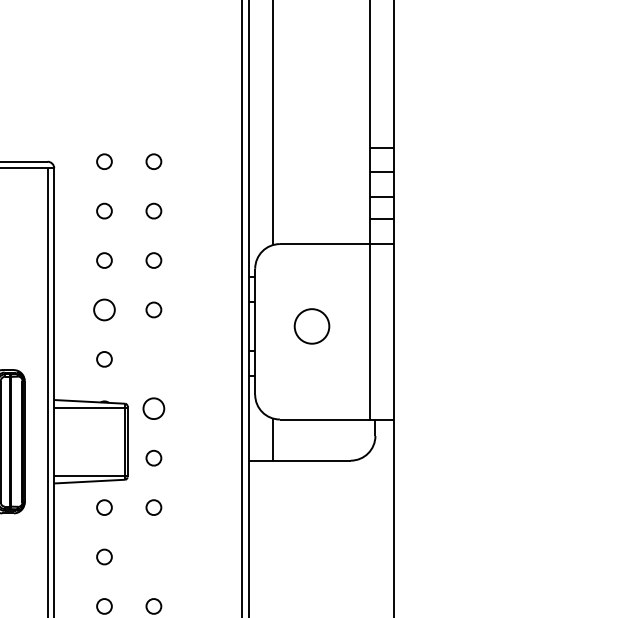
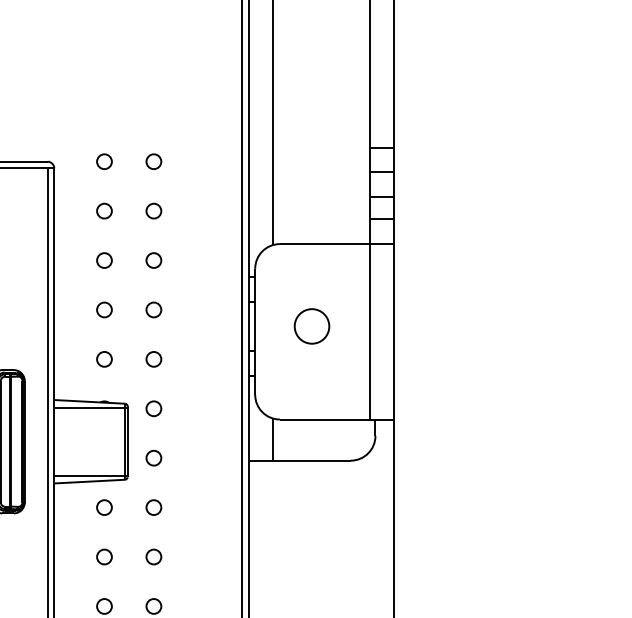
part size: 23x24 px -> 17x18 px (104, 309)
part: none -> present (153, 359)
part size: 24x23 px -> 18x18 px (153, 408)
part: none -> present (153, 556)
